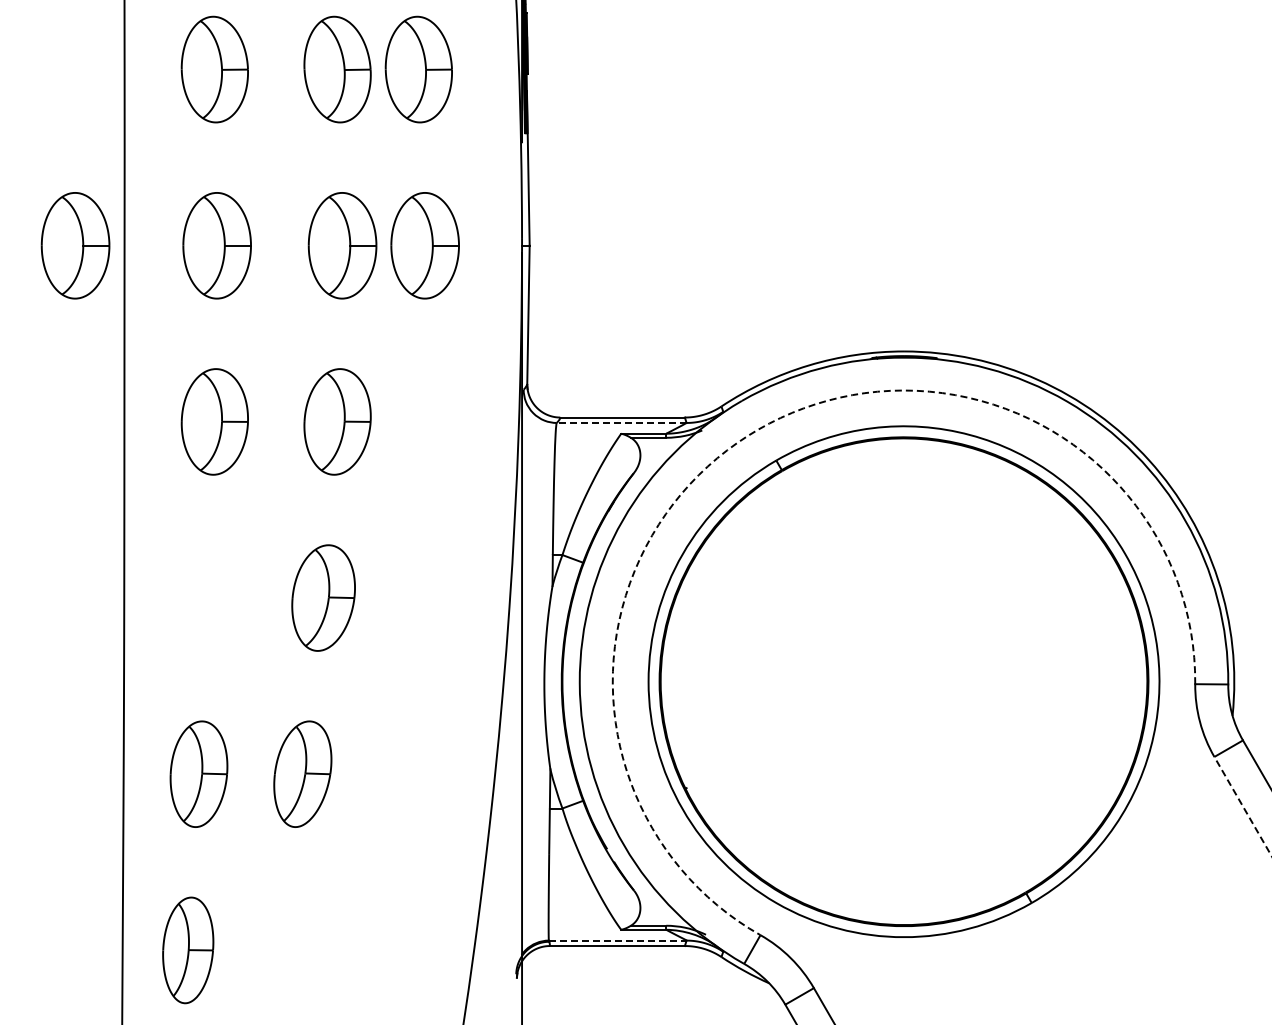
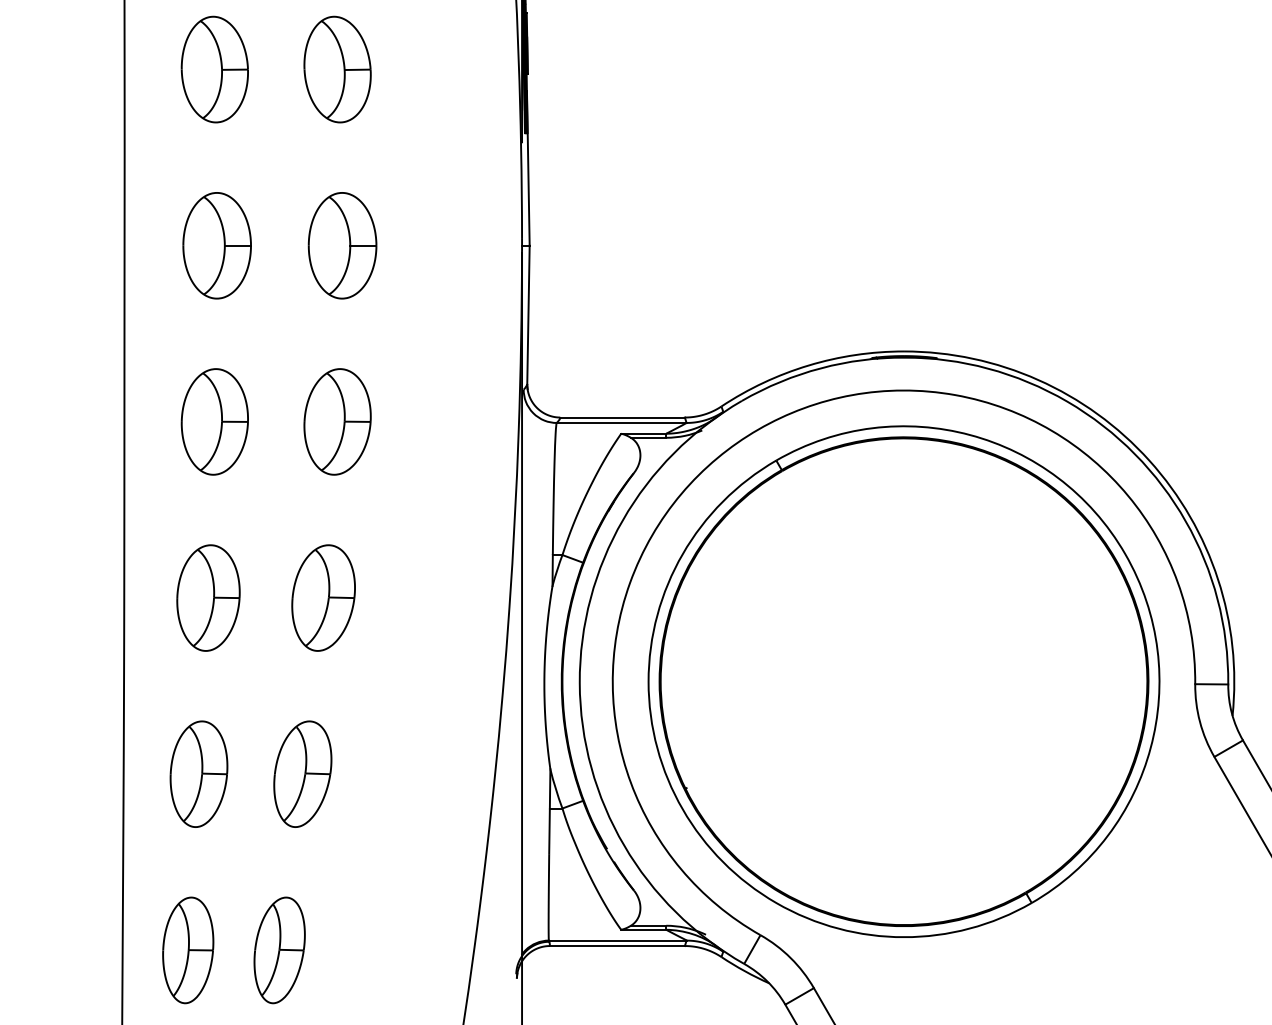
part: present -> none (418, 69)
part: present -> none (75, 245)
part: present -> none (424, 245)
line: dashed -> solid (621, 422)
arc: dashed -> solid (758, 429)
part: none -> present (208, 597)
line: dashed -> solid (1242, 806)
line: dashed -> solid (617, 940)
part: none -> present (279, 950)
